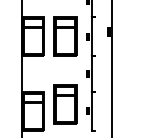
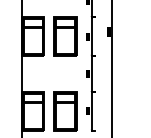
part position: (65, 104) -> (65, 111) (65, 111)
